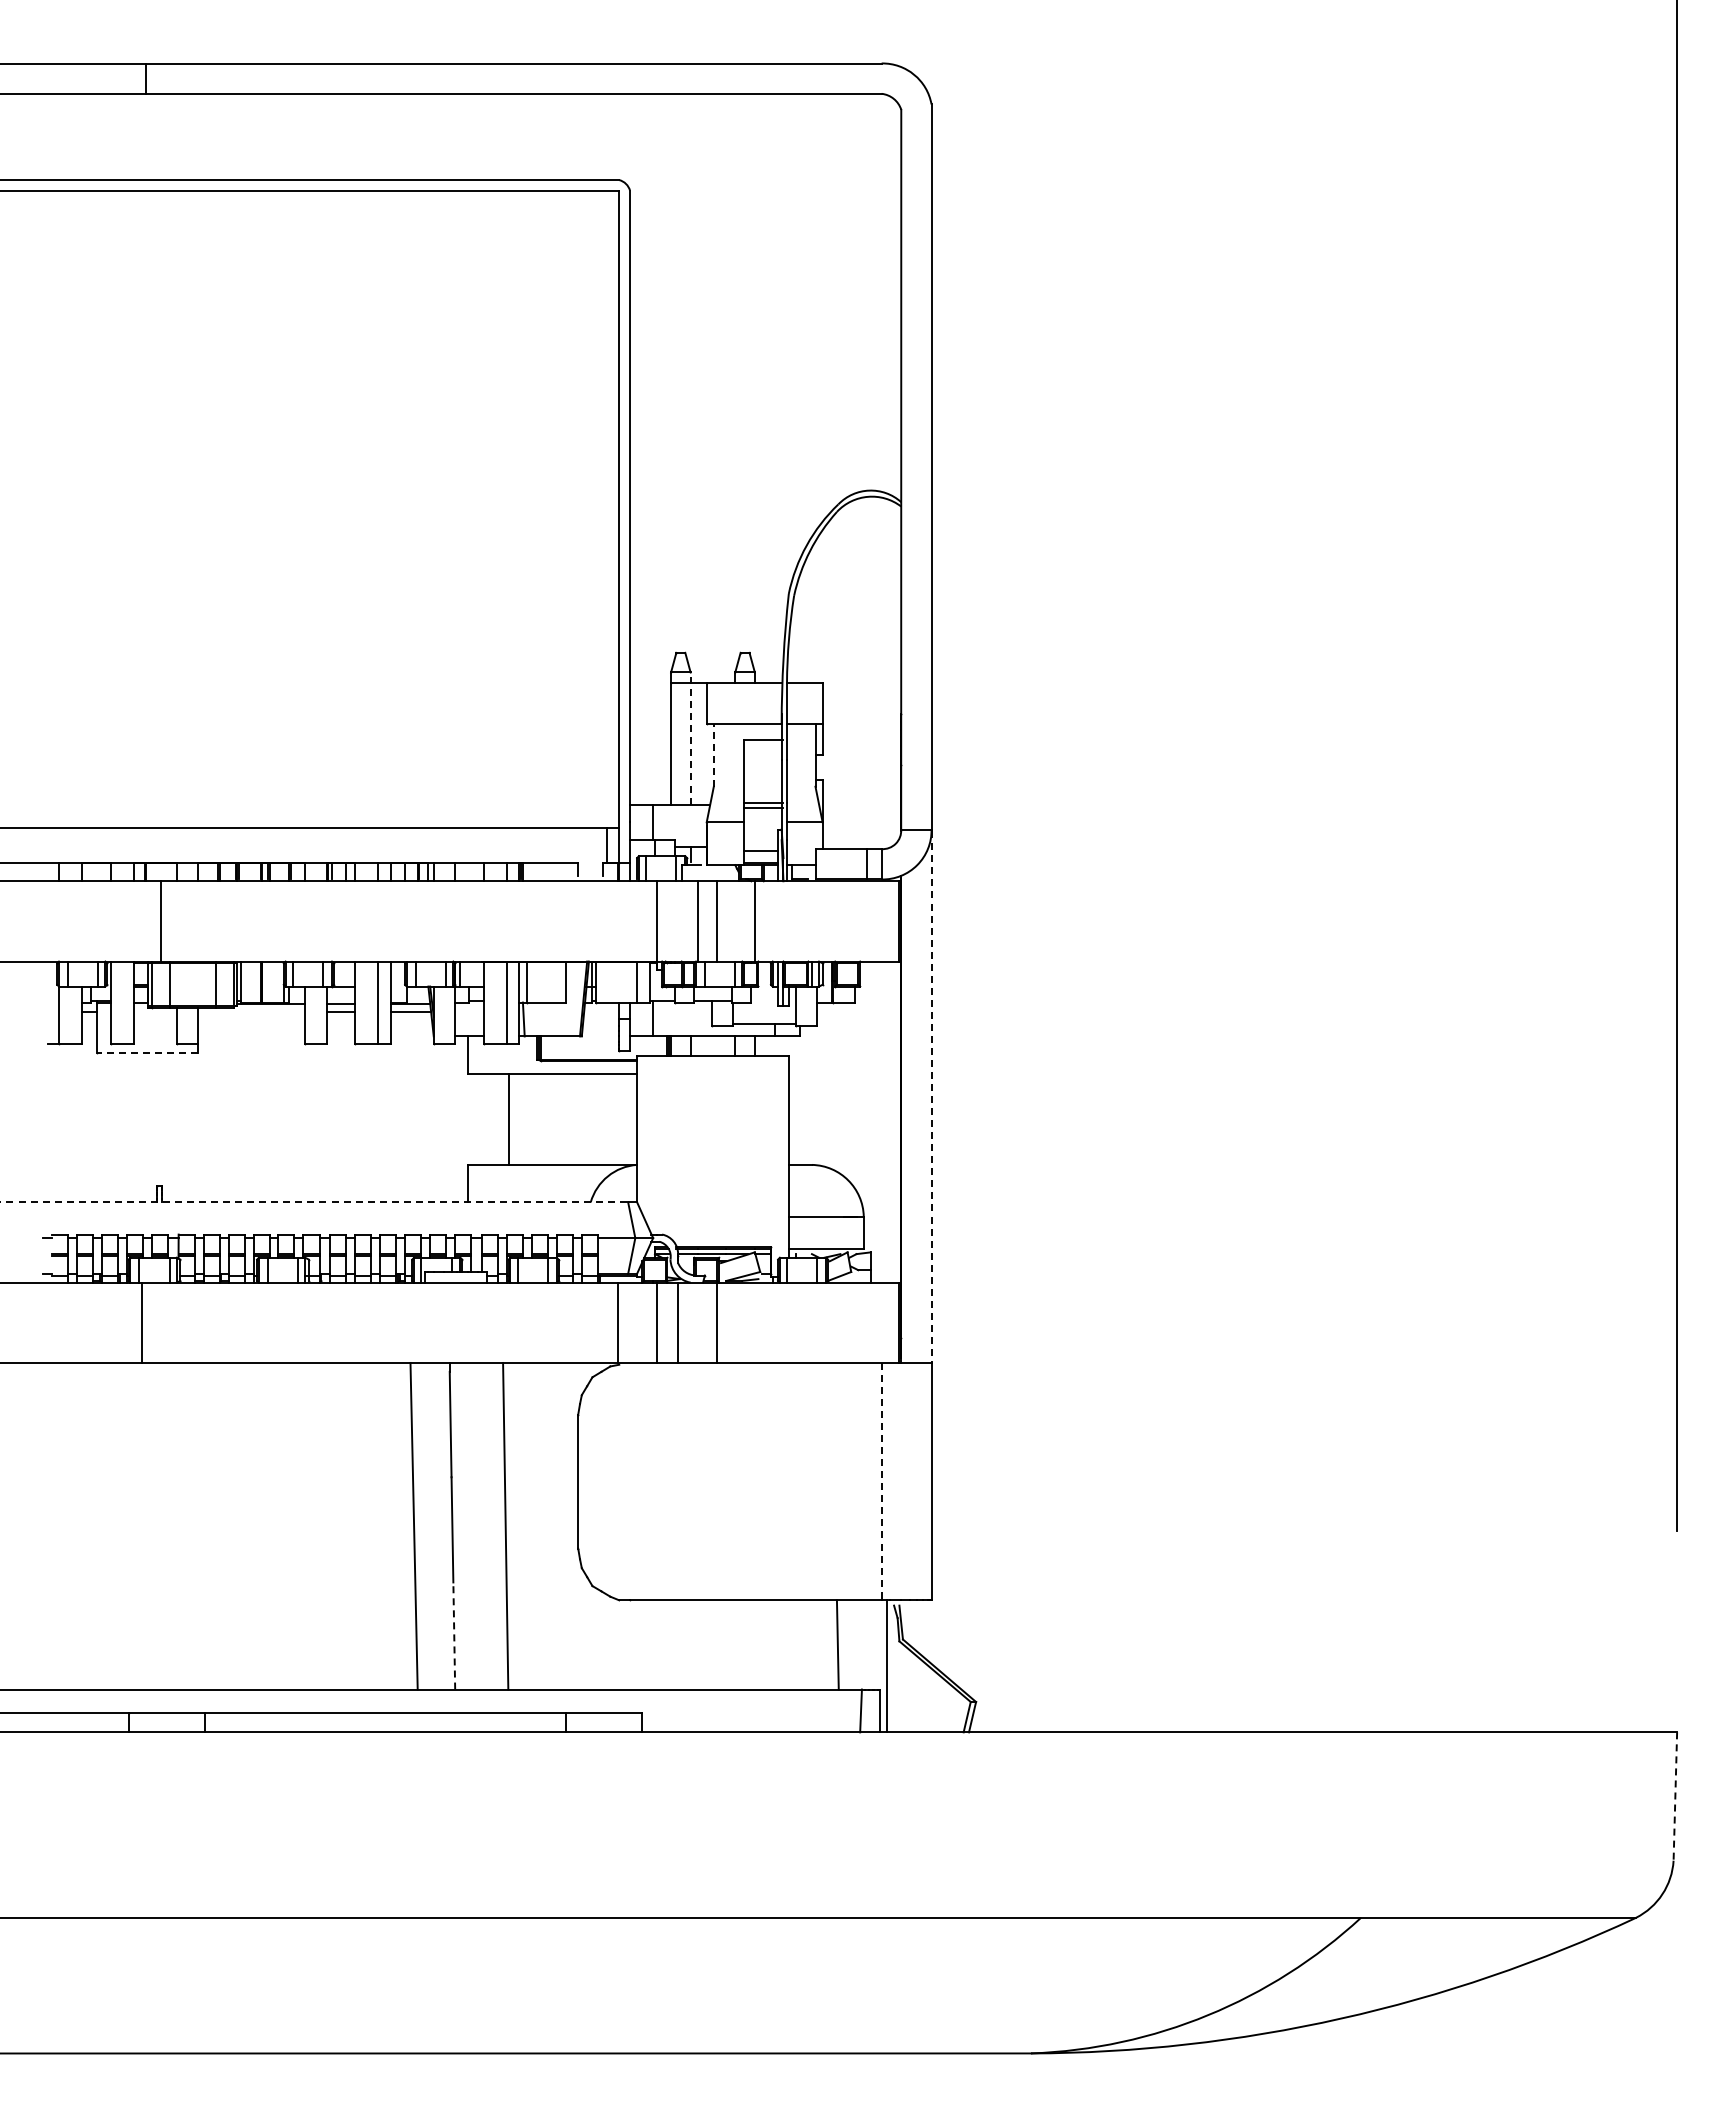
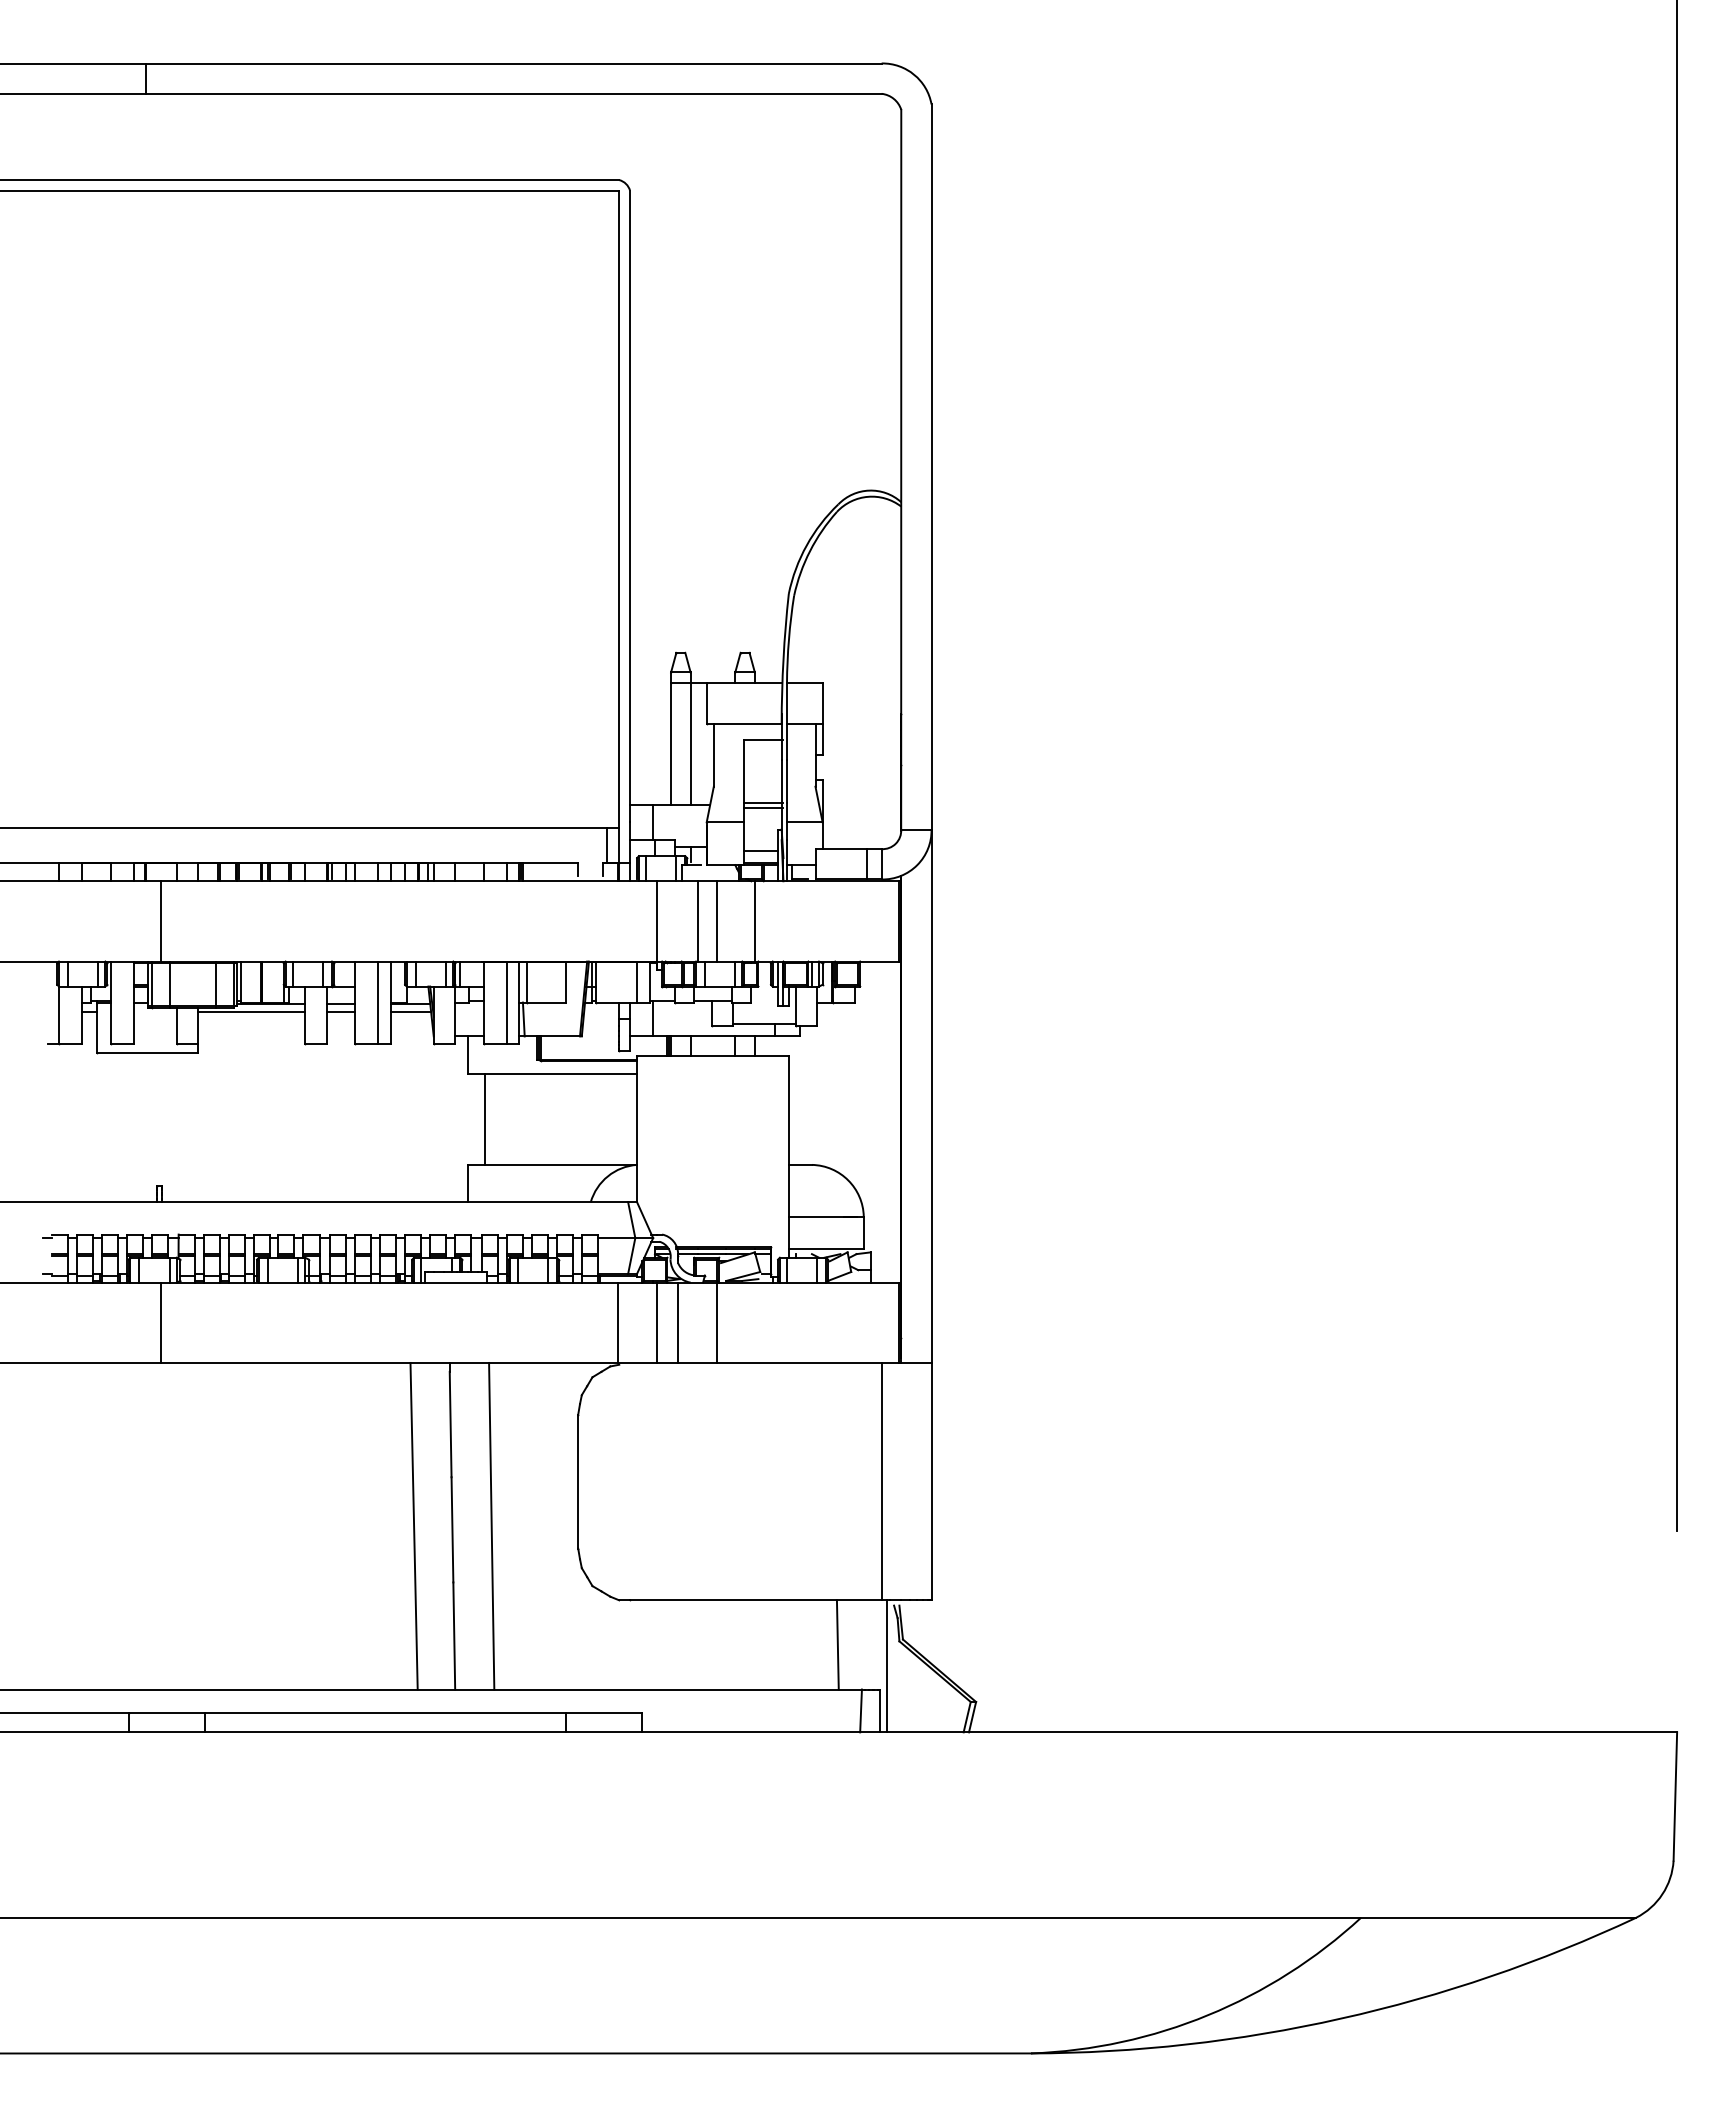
line: dashed -> solid (690, 738)
line: dashed -> solid (713, 754)
line: none -> present (251, 1011)
line: dashed -> solid (147, 1052)
line: dashed -> solid (931, 1097)
line position: (509, 1118) -> (485, 1118) (485, 1118)
line: dashed -> solid (314, 1202)
line position: (141, 1322) -> (160, 1322) (160, 1322)
line: dashed -> solid (881, 1481)
line position: (505, 1525) -> (491, 1525) (491, 1525)
line: dashed -> solid (454, 1636)
line: dashed -> solid (1675, 1797)
